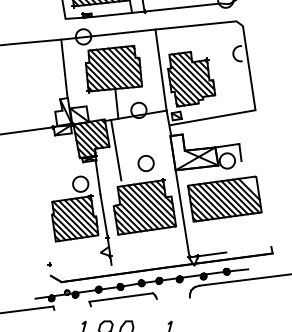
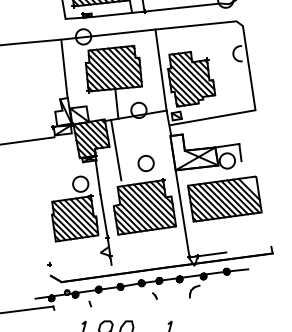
line position: (27, 130) -> (28, 140) (28, 140)
line: present -> none (243, 279)
line: present -> none (121, 297)
